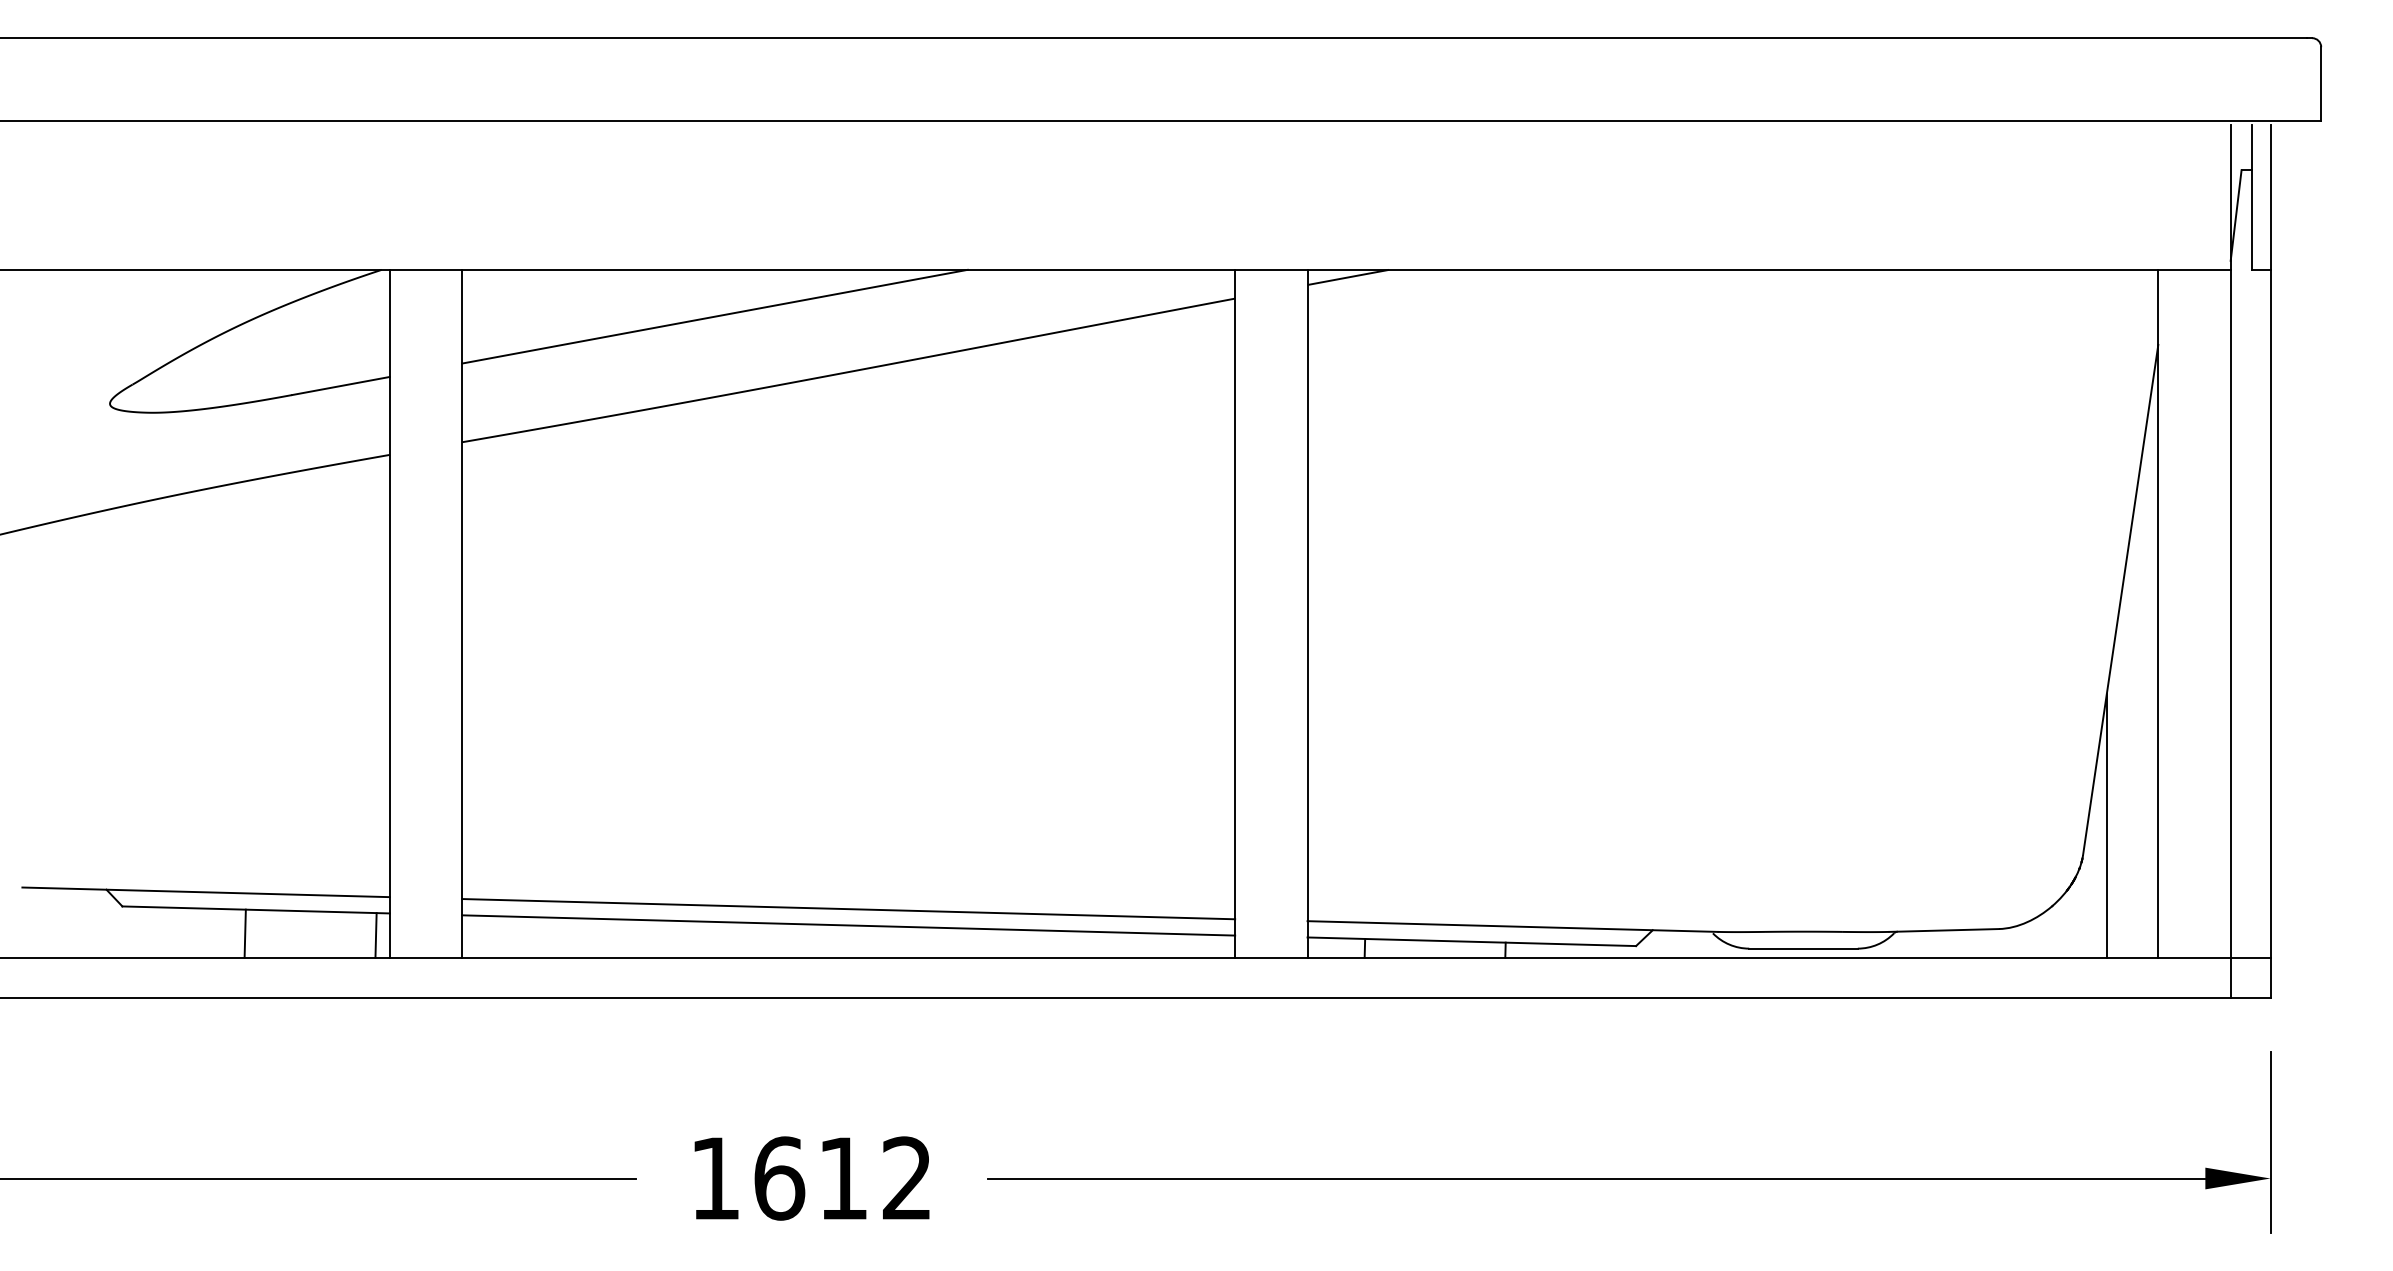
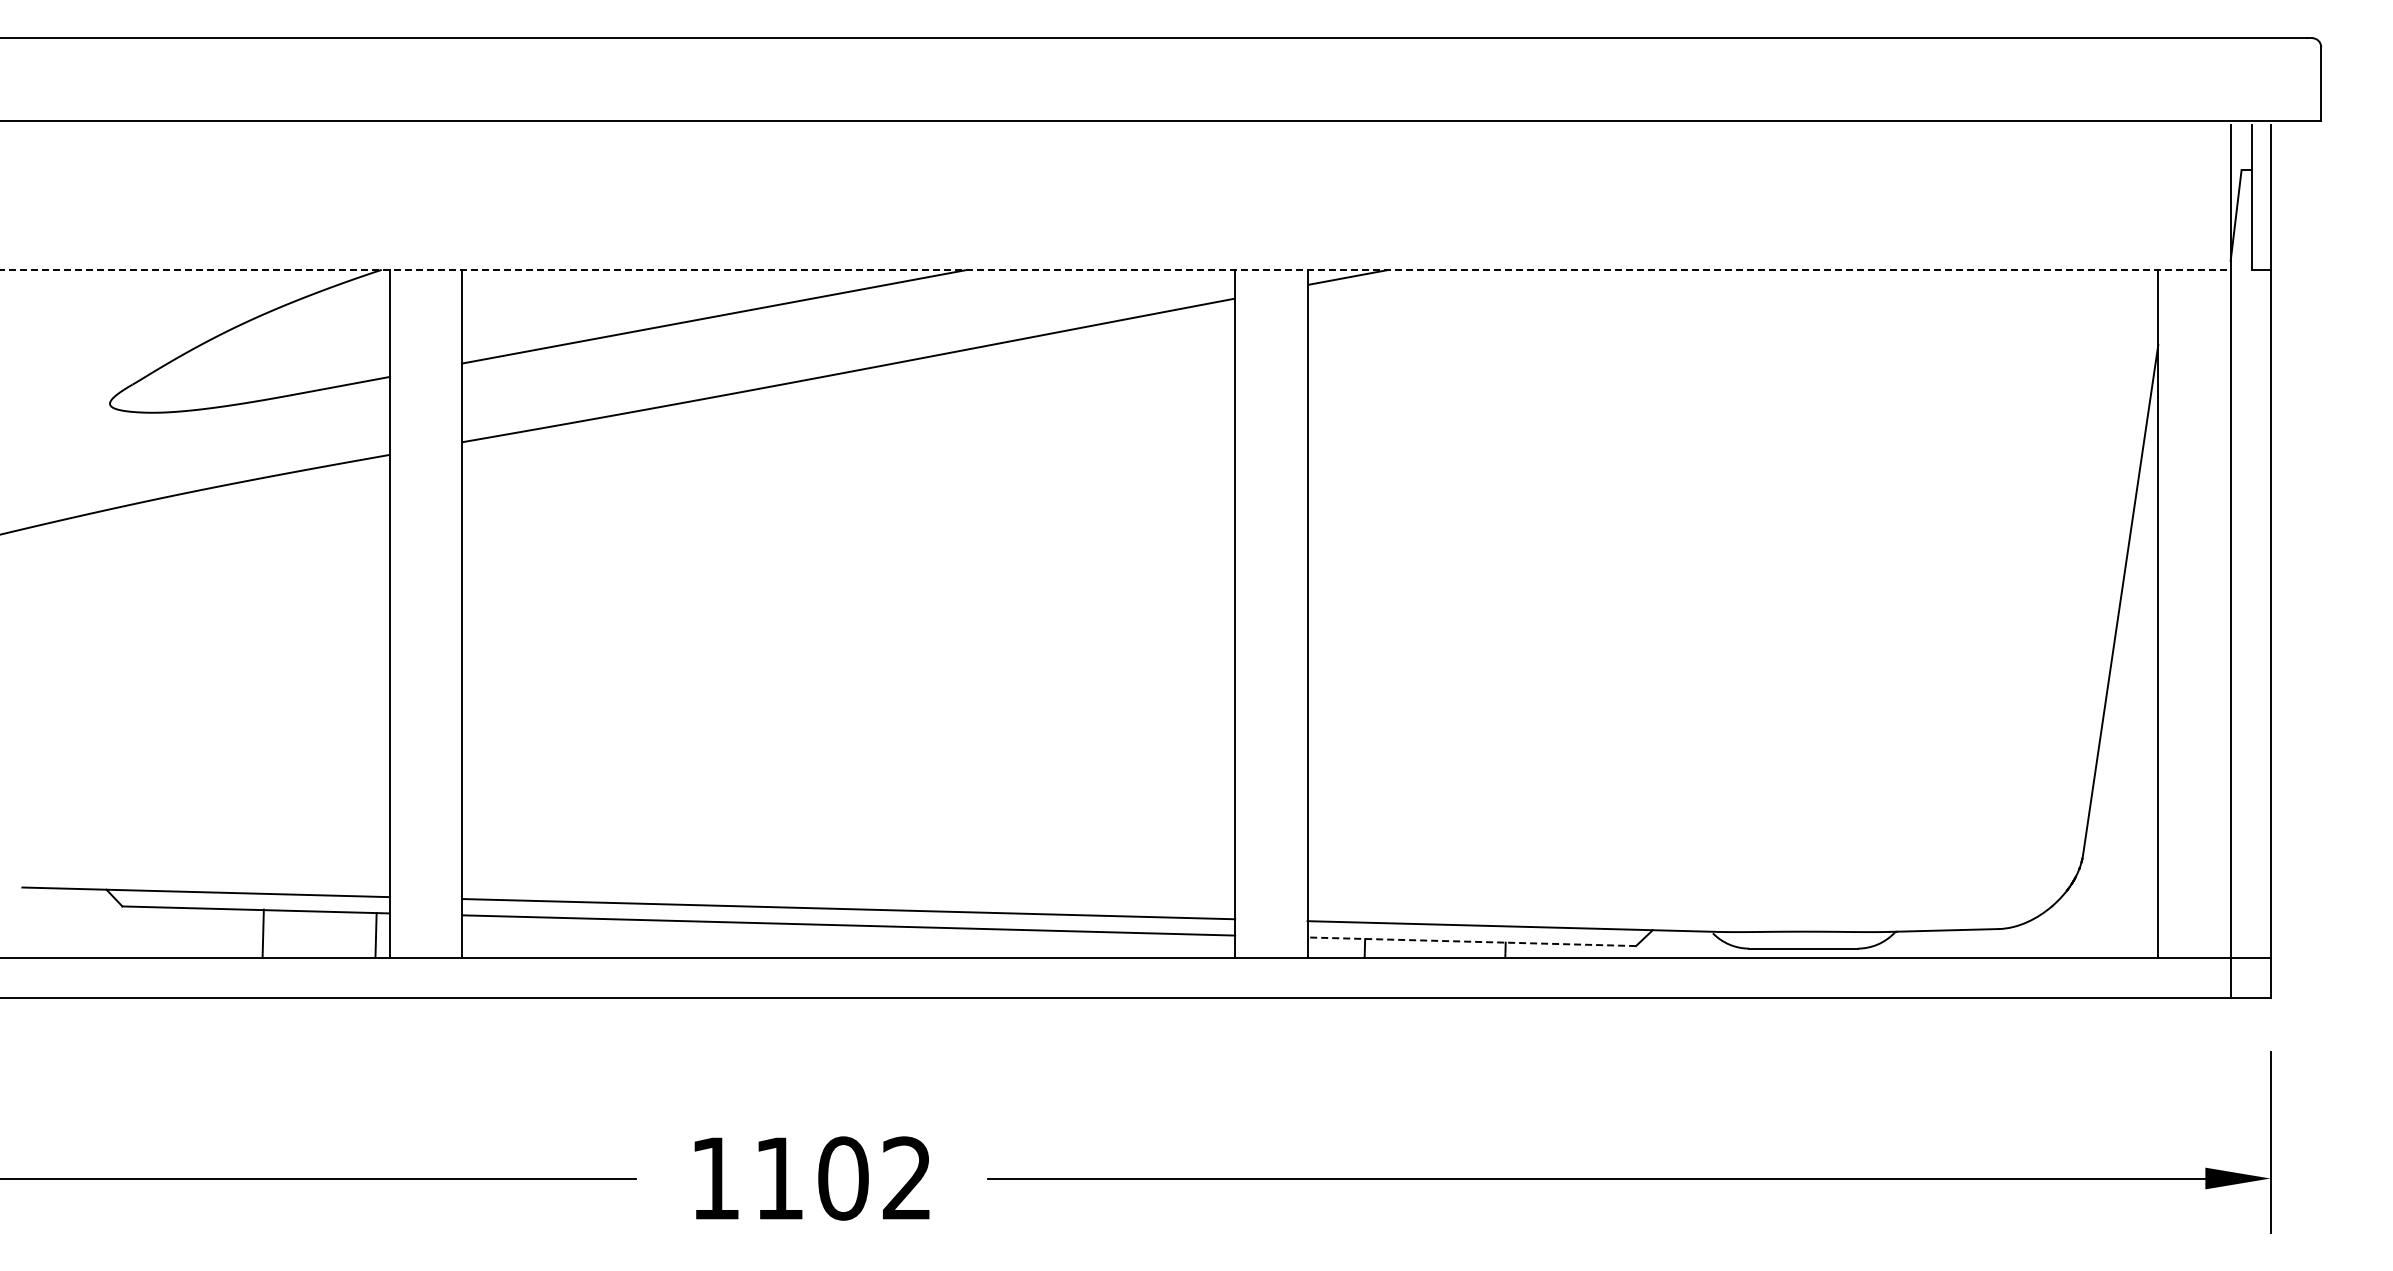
line: solid -> dashed (1116, 269)
line: present -> none (2106, 825)
line position: (244, 933) -> (262, 933) (262, 933)
line: solid -> dashed (1471, 941)
text: 1612 -> 1102 (811, 1178)
